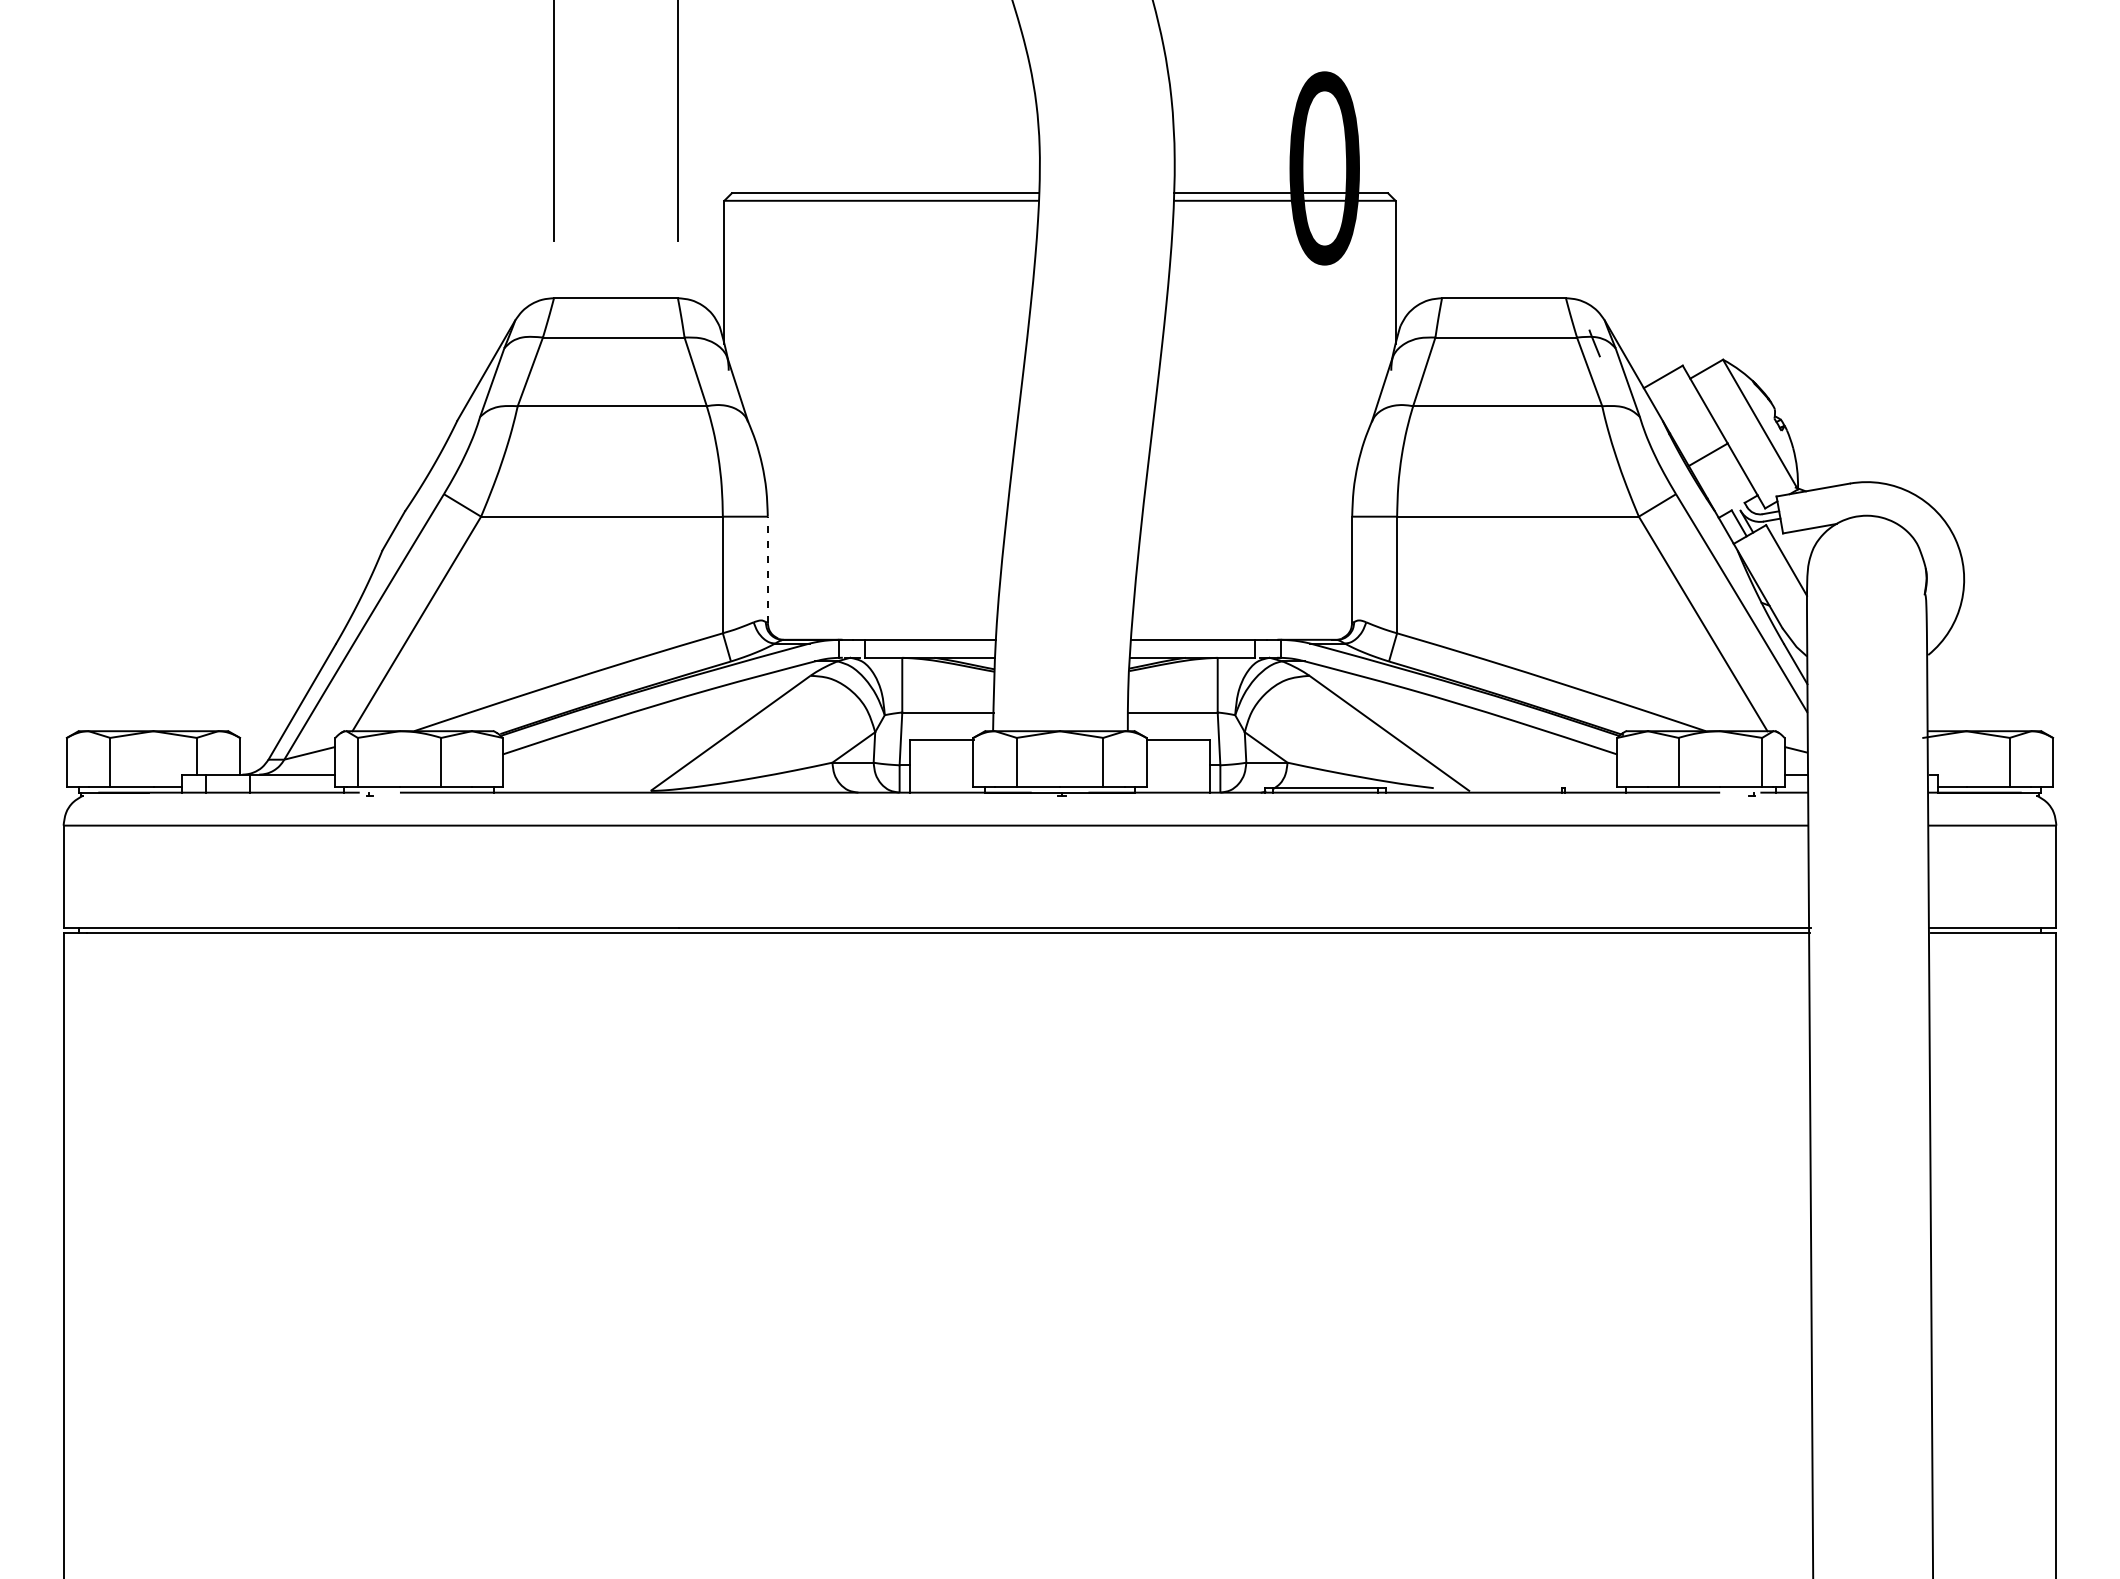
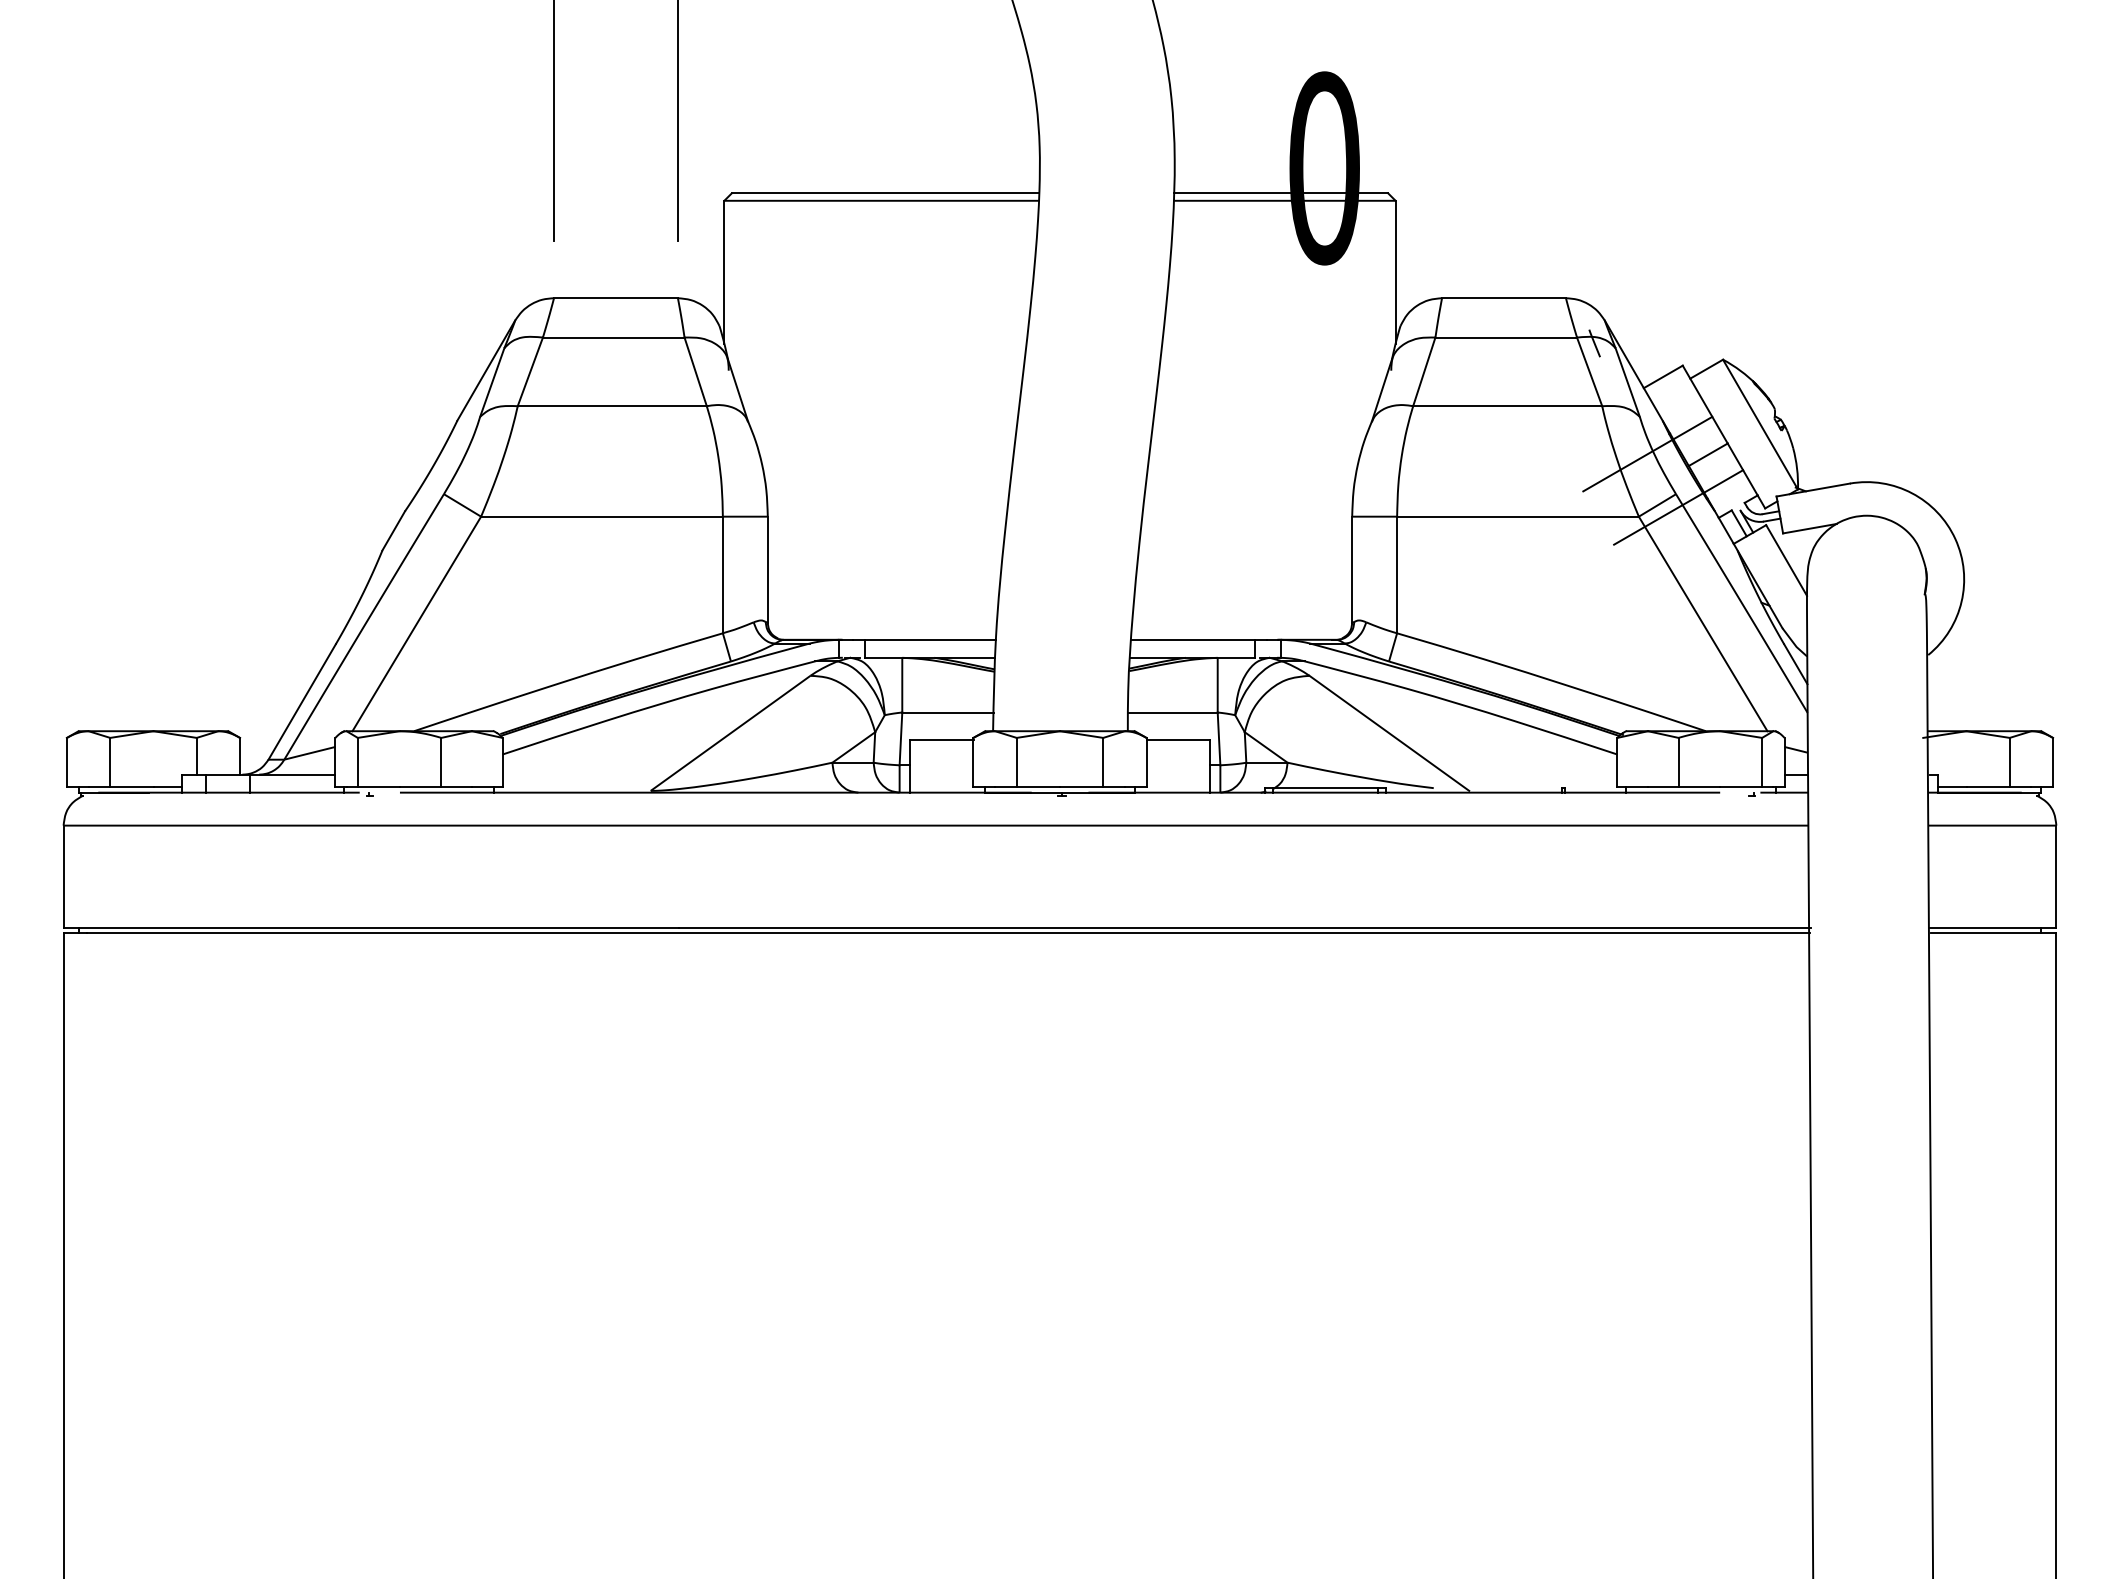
line: none -> present (1647, 453)
line: none -> present (1678, 507)
line: dashed -> solid (767, 569)
